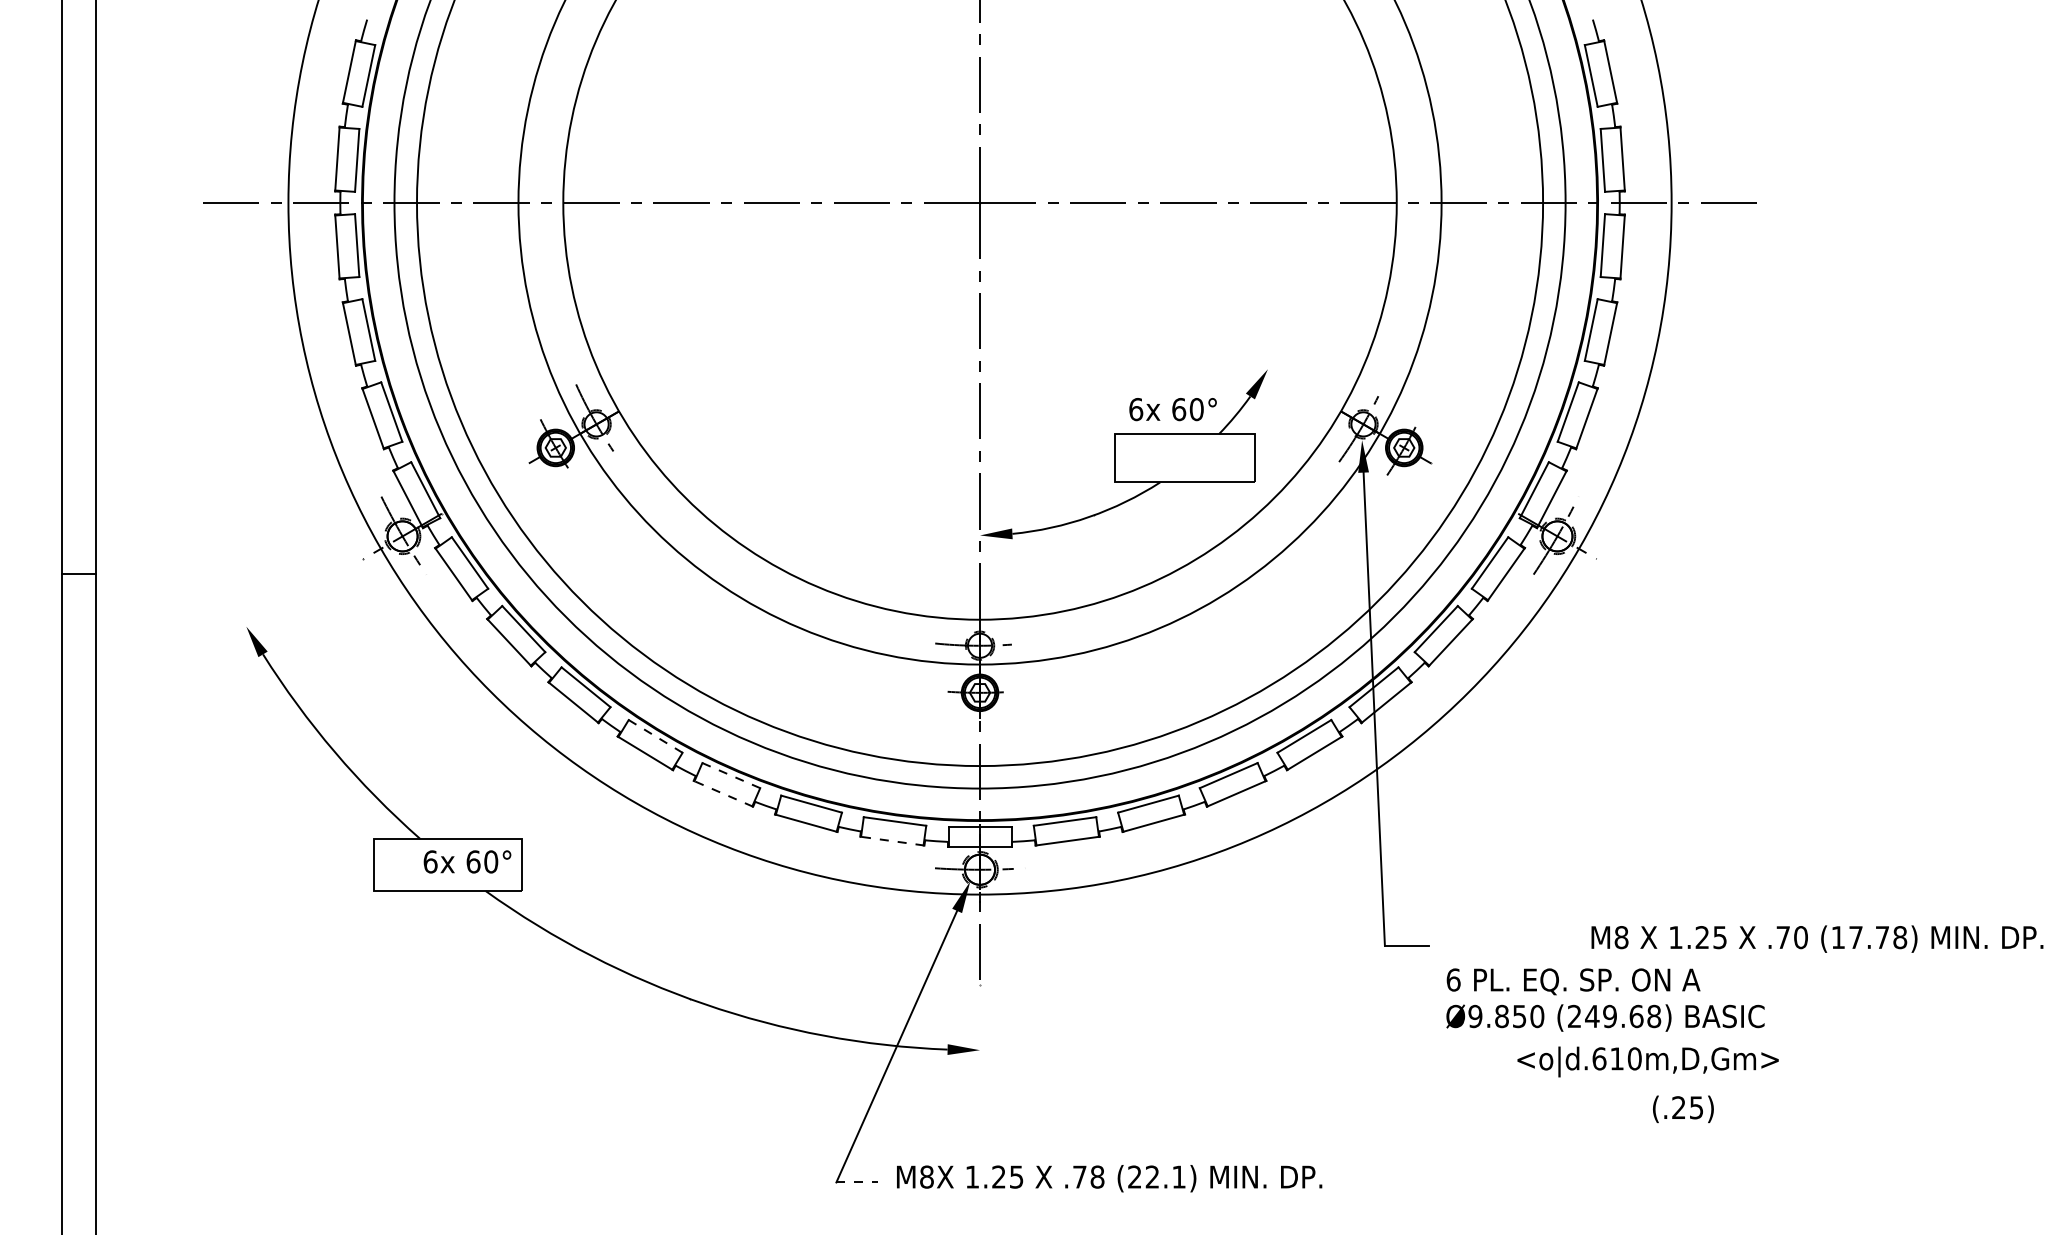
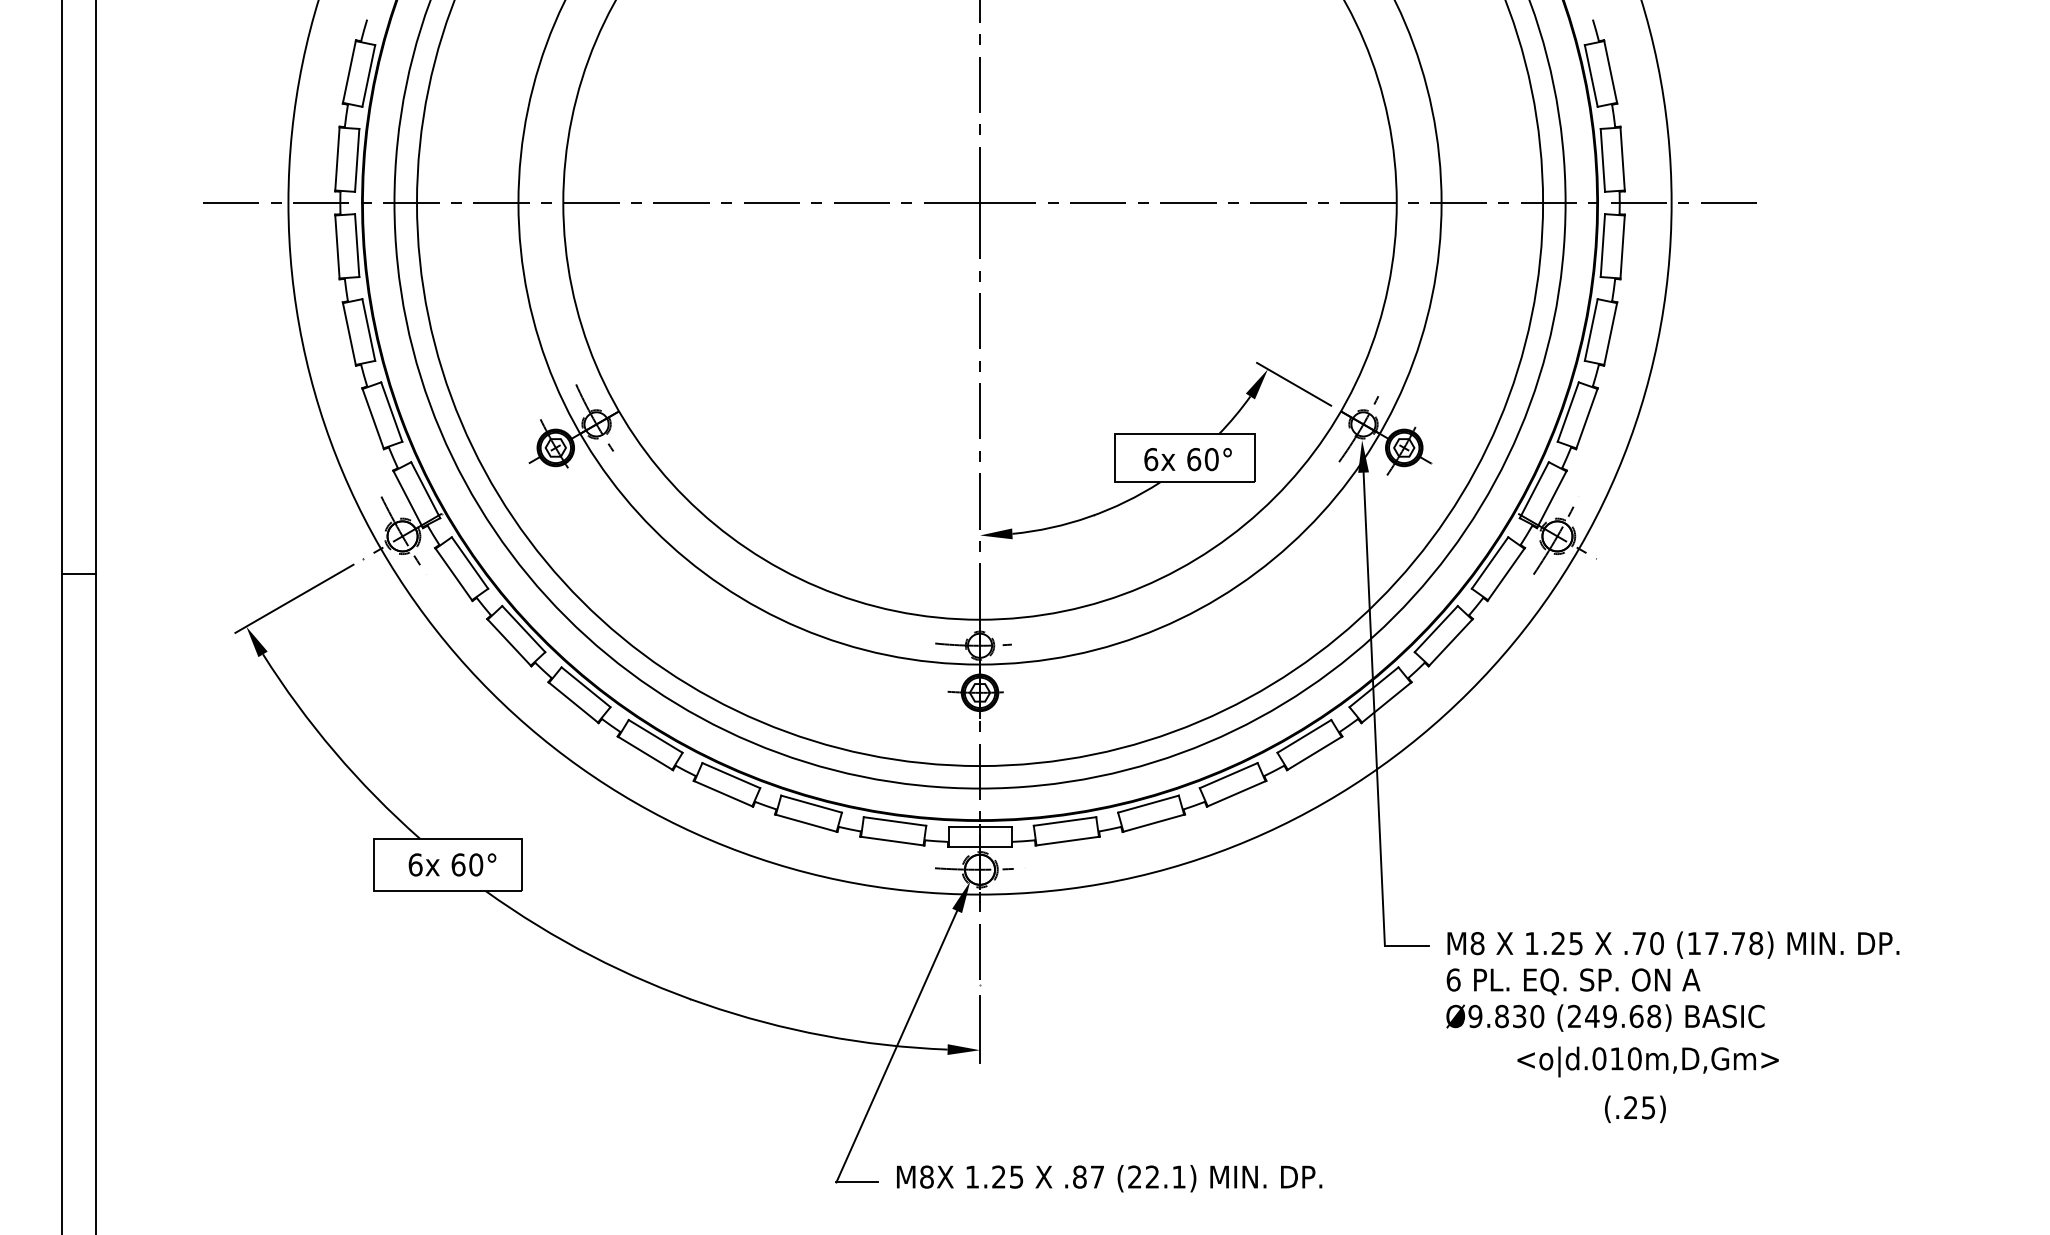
line: none -> present (1294, 383)
text position: (1172, 409) -> (1187, 459) (1187, 459)
line: none -> present (294, 598)
line: dashed -> solid (655, 736)
line: dashed -> solid (731, 775)
line: dashed -> solid (722, 793)
line: dashed -> solid (891, 841)
text position: (467, 861) -> (452, 864) (452, 864)
text position: (1817, 938) -> (1673, 944) (1673, 944)
text: Ø9.850 -> Ø9.830 (1519, 1015)
line: none -> present (980, 1029)
text: <o|d.610m,D,Gm> -> <o|d.010m,D,Gm> (1599, 1058)
text position: (1683, 1108) -> (1635, 1108) (1635, 1108)
text: .78 -> .87 (1088, 1176)
line: dashed -> solid (857, 1182)
